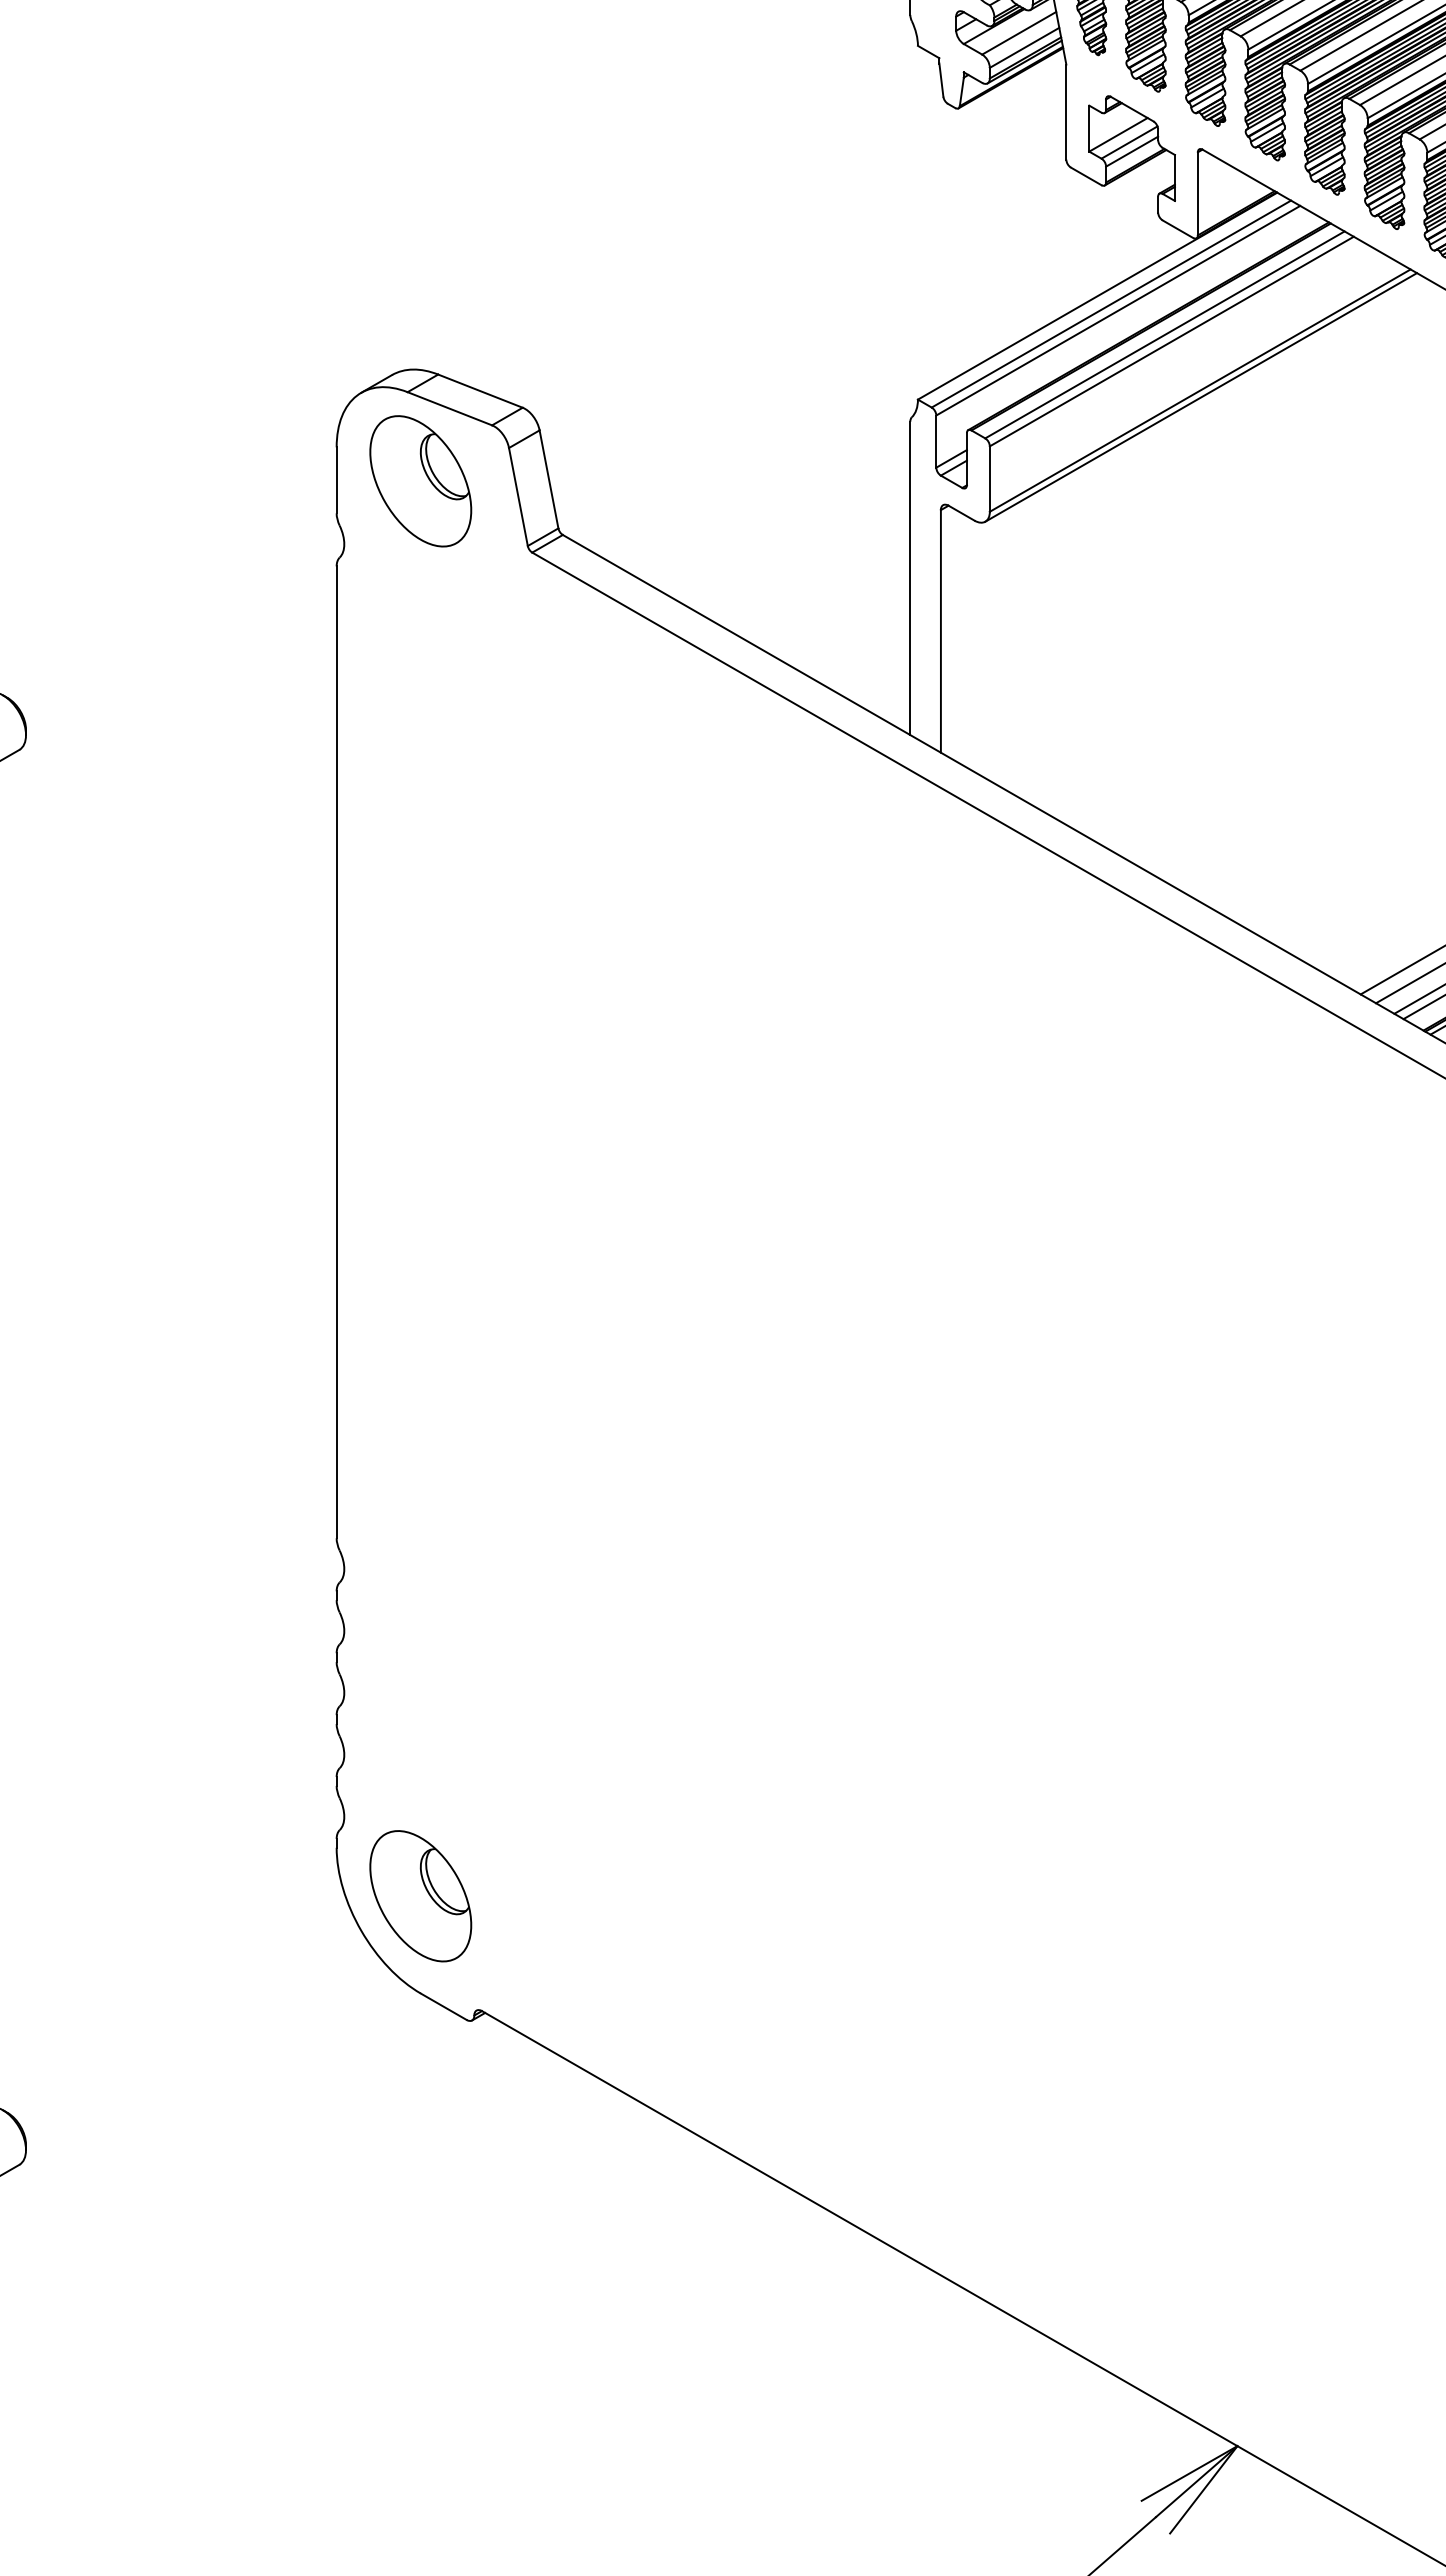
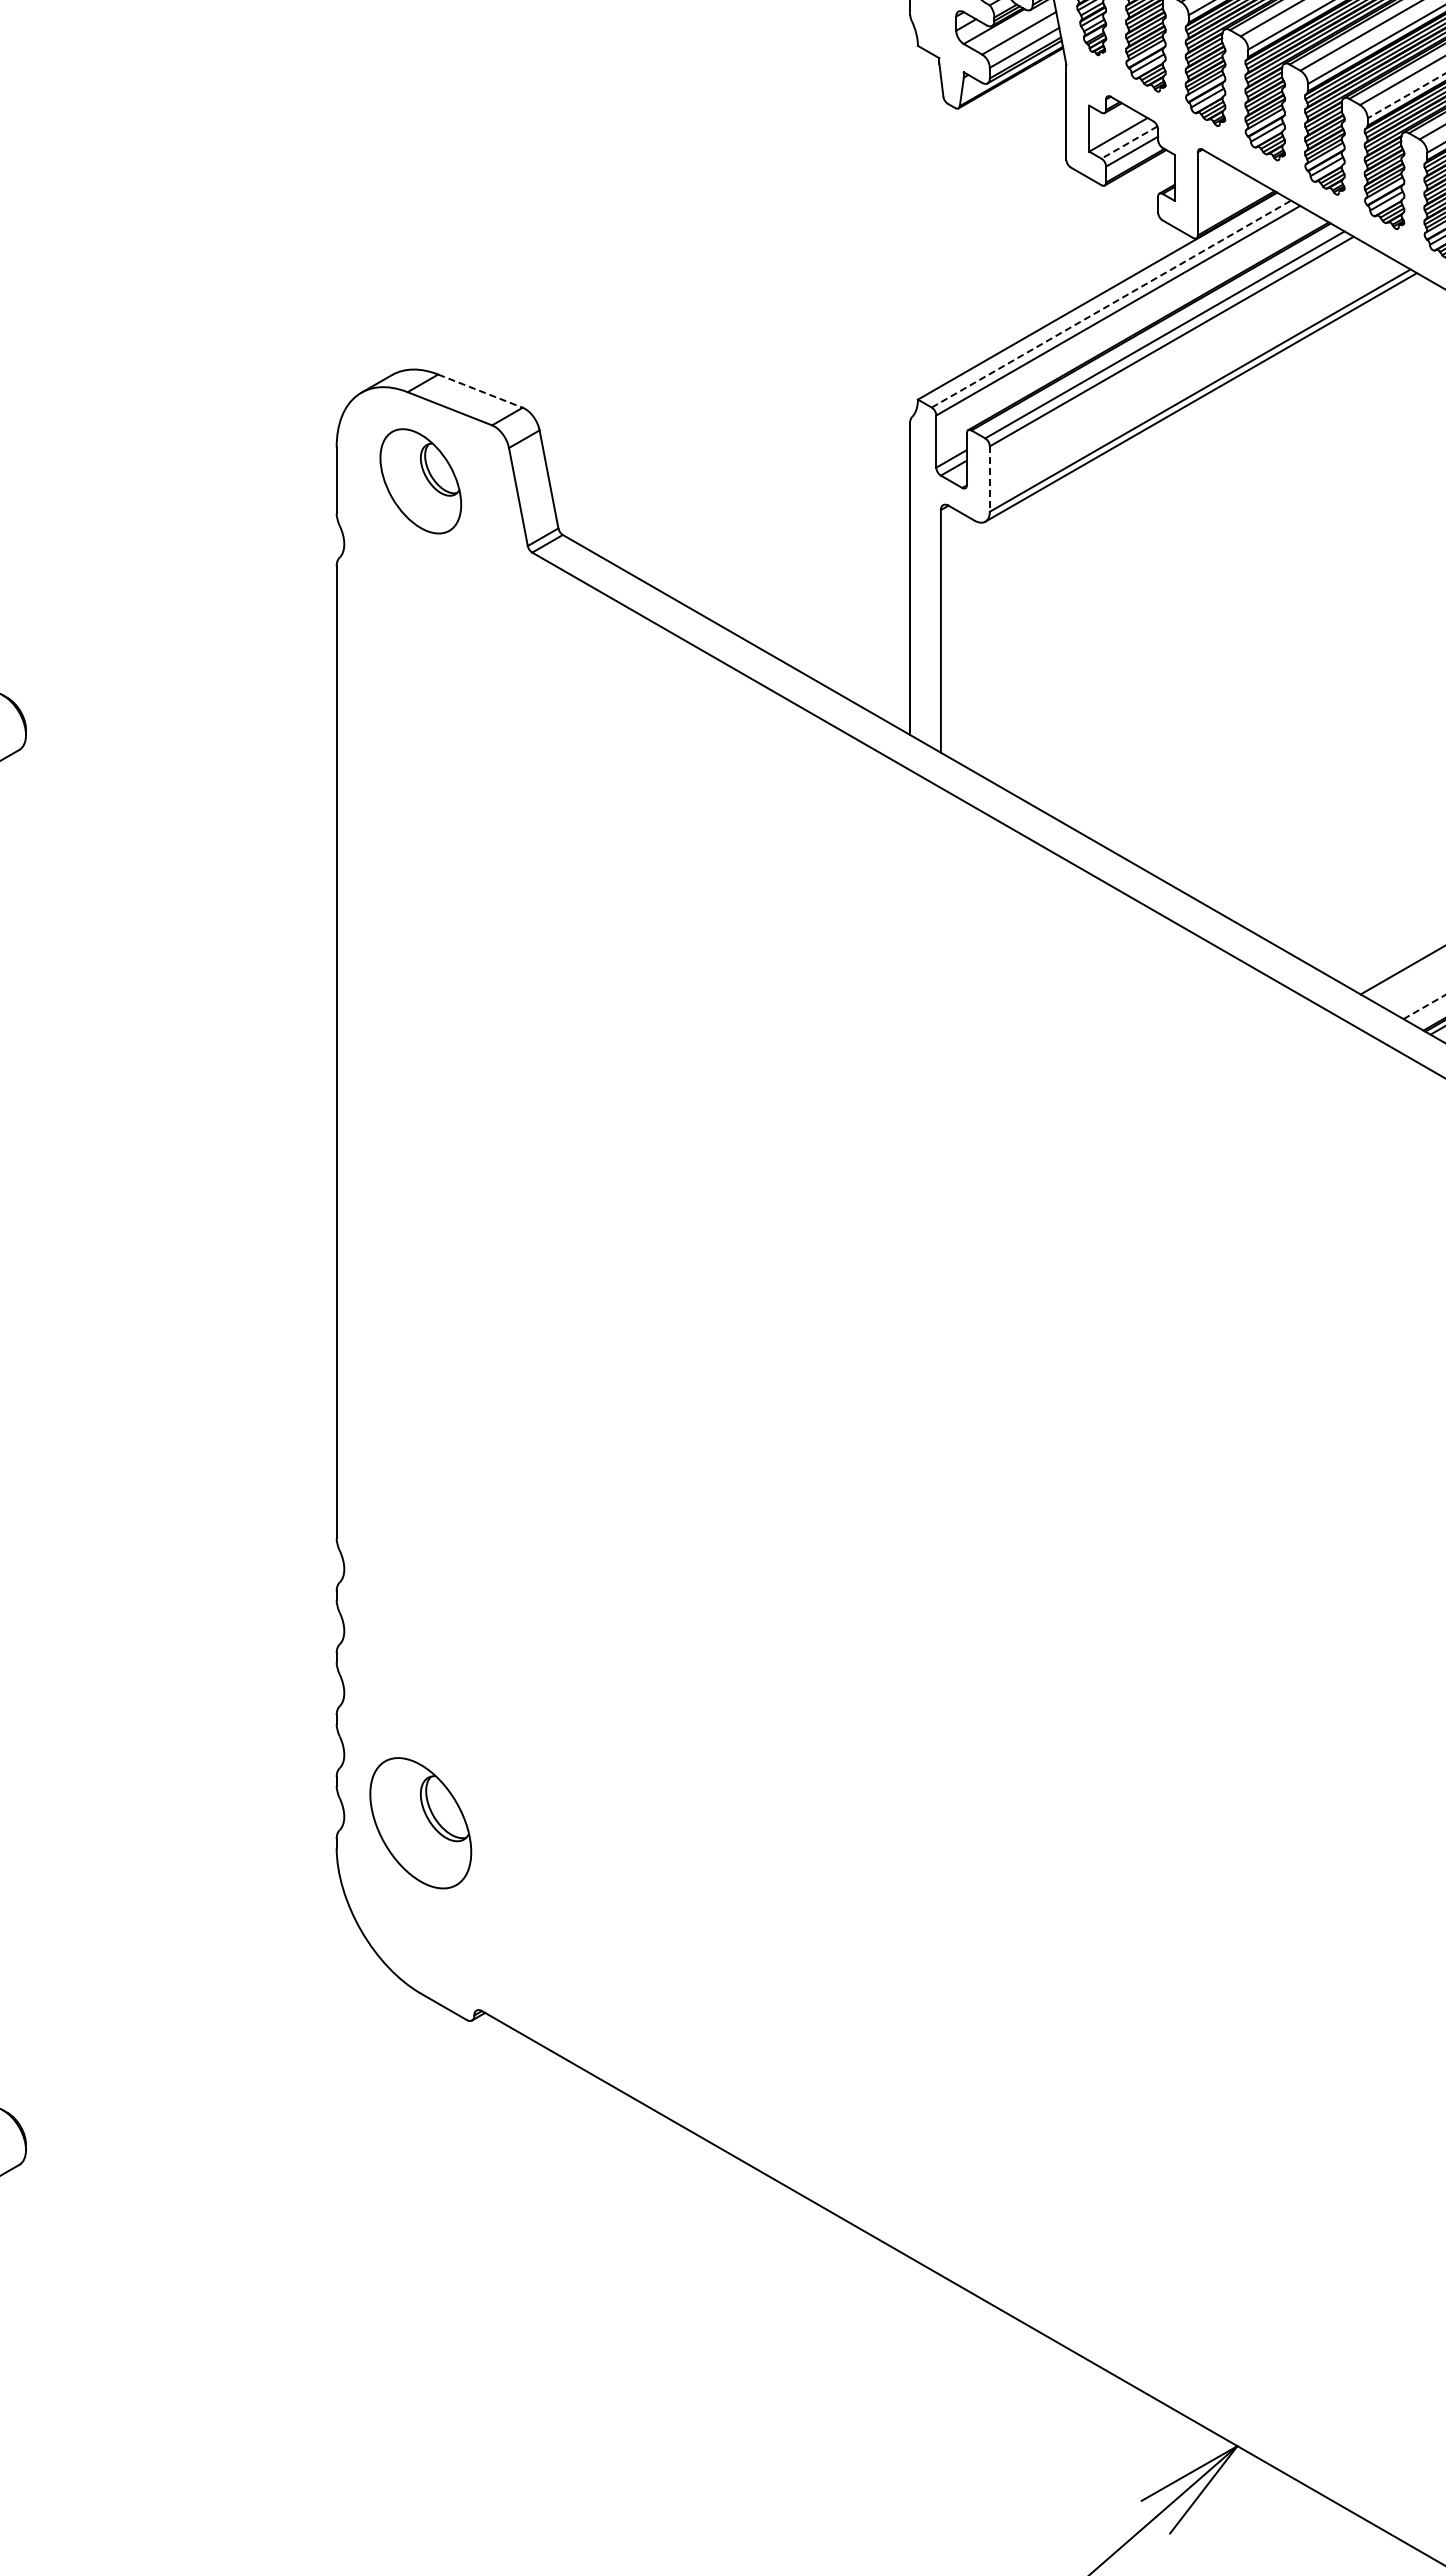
line: solid -> dashed (1406, 95)
line: solid -> dashed (1129, 142)
line: solid -> dashed (1111, 303)
line: solid -> dashed (480, 391)
line: solid -> dashed (989, 479)
part size: 104x133 px -> 84x107 px (420, 481)
line: present -> none (1409, 983)
line: present -> none (1418, 999)
line: solid -> dashed (1425, 1006)
part position: (420, 1896) -> (420, 1823) (420, 1823)
